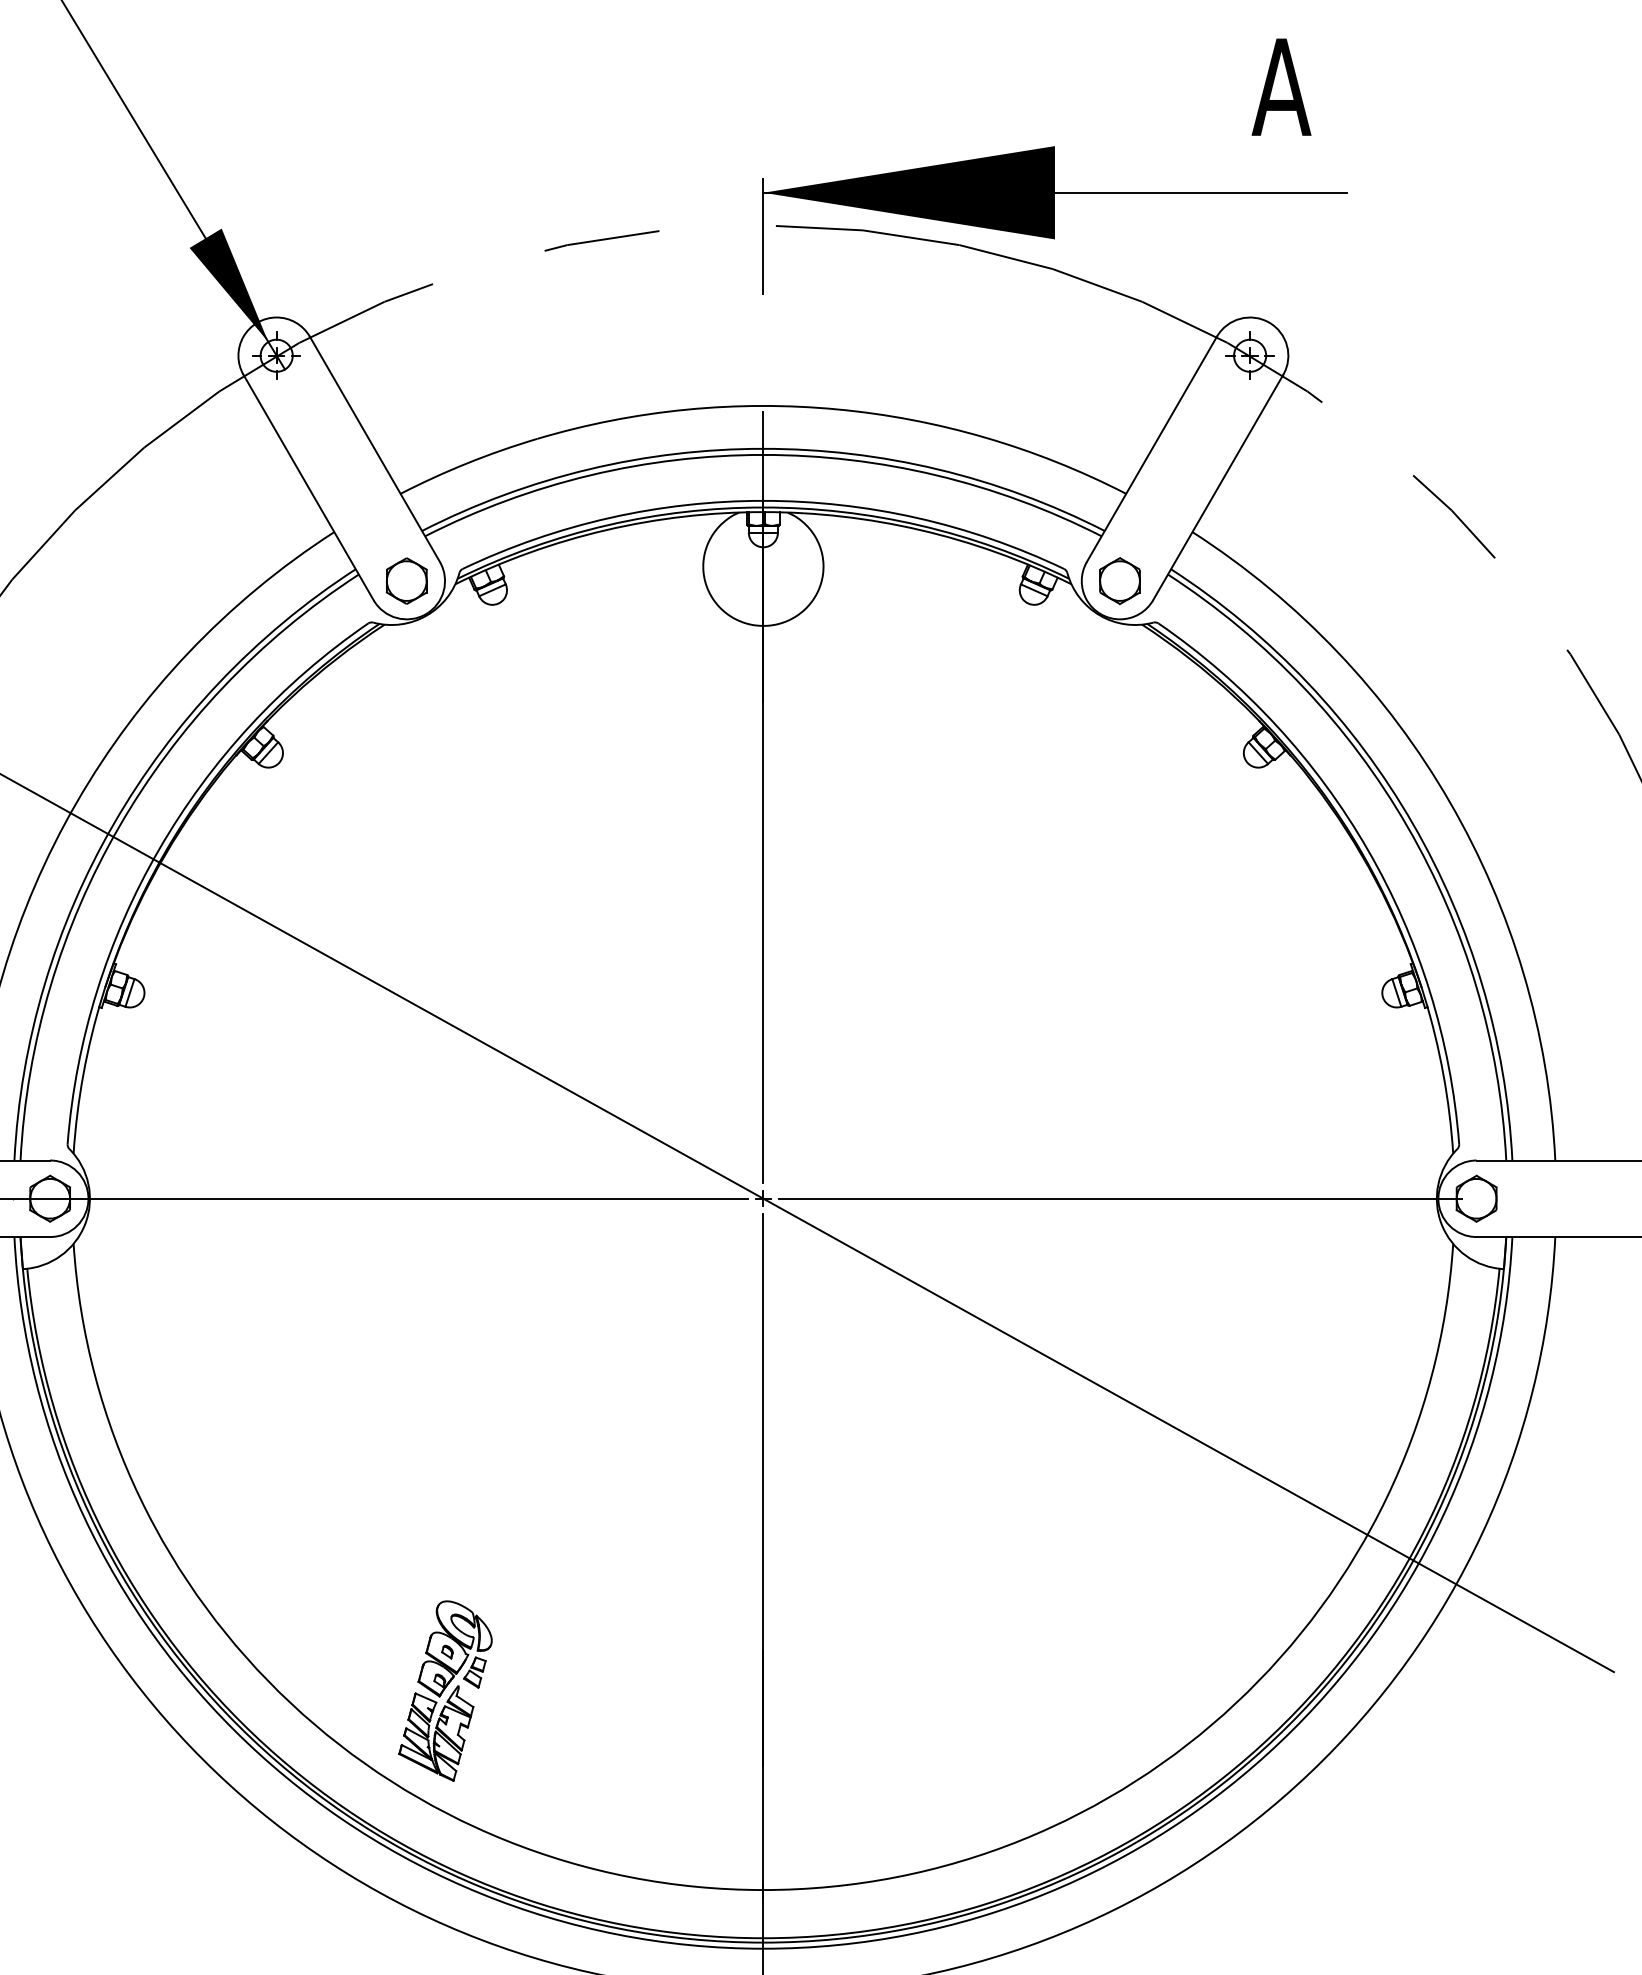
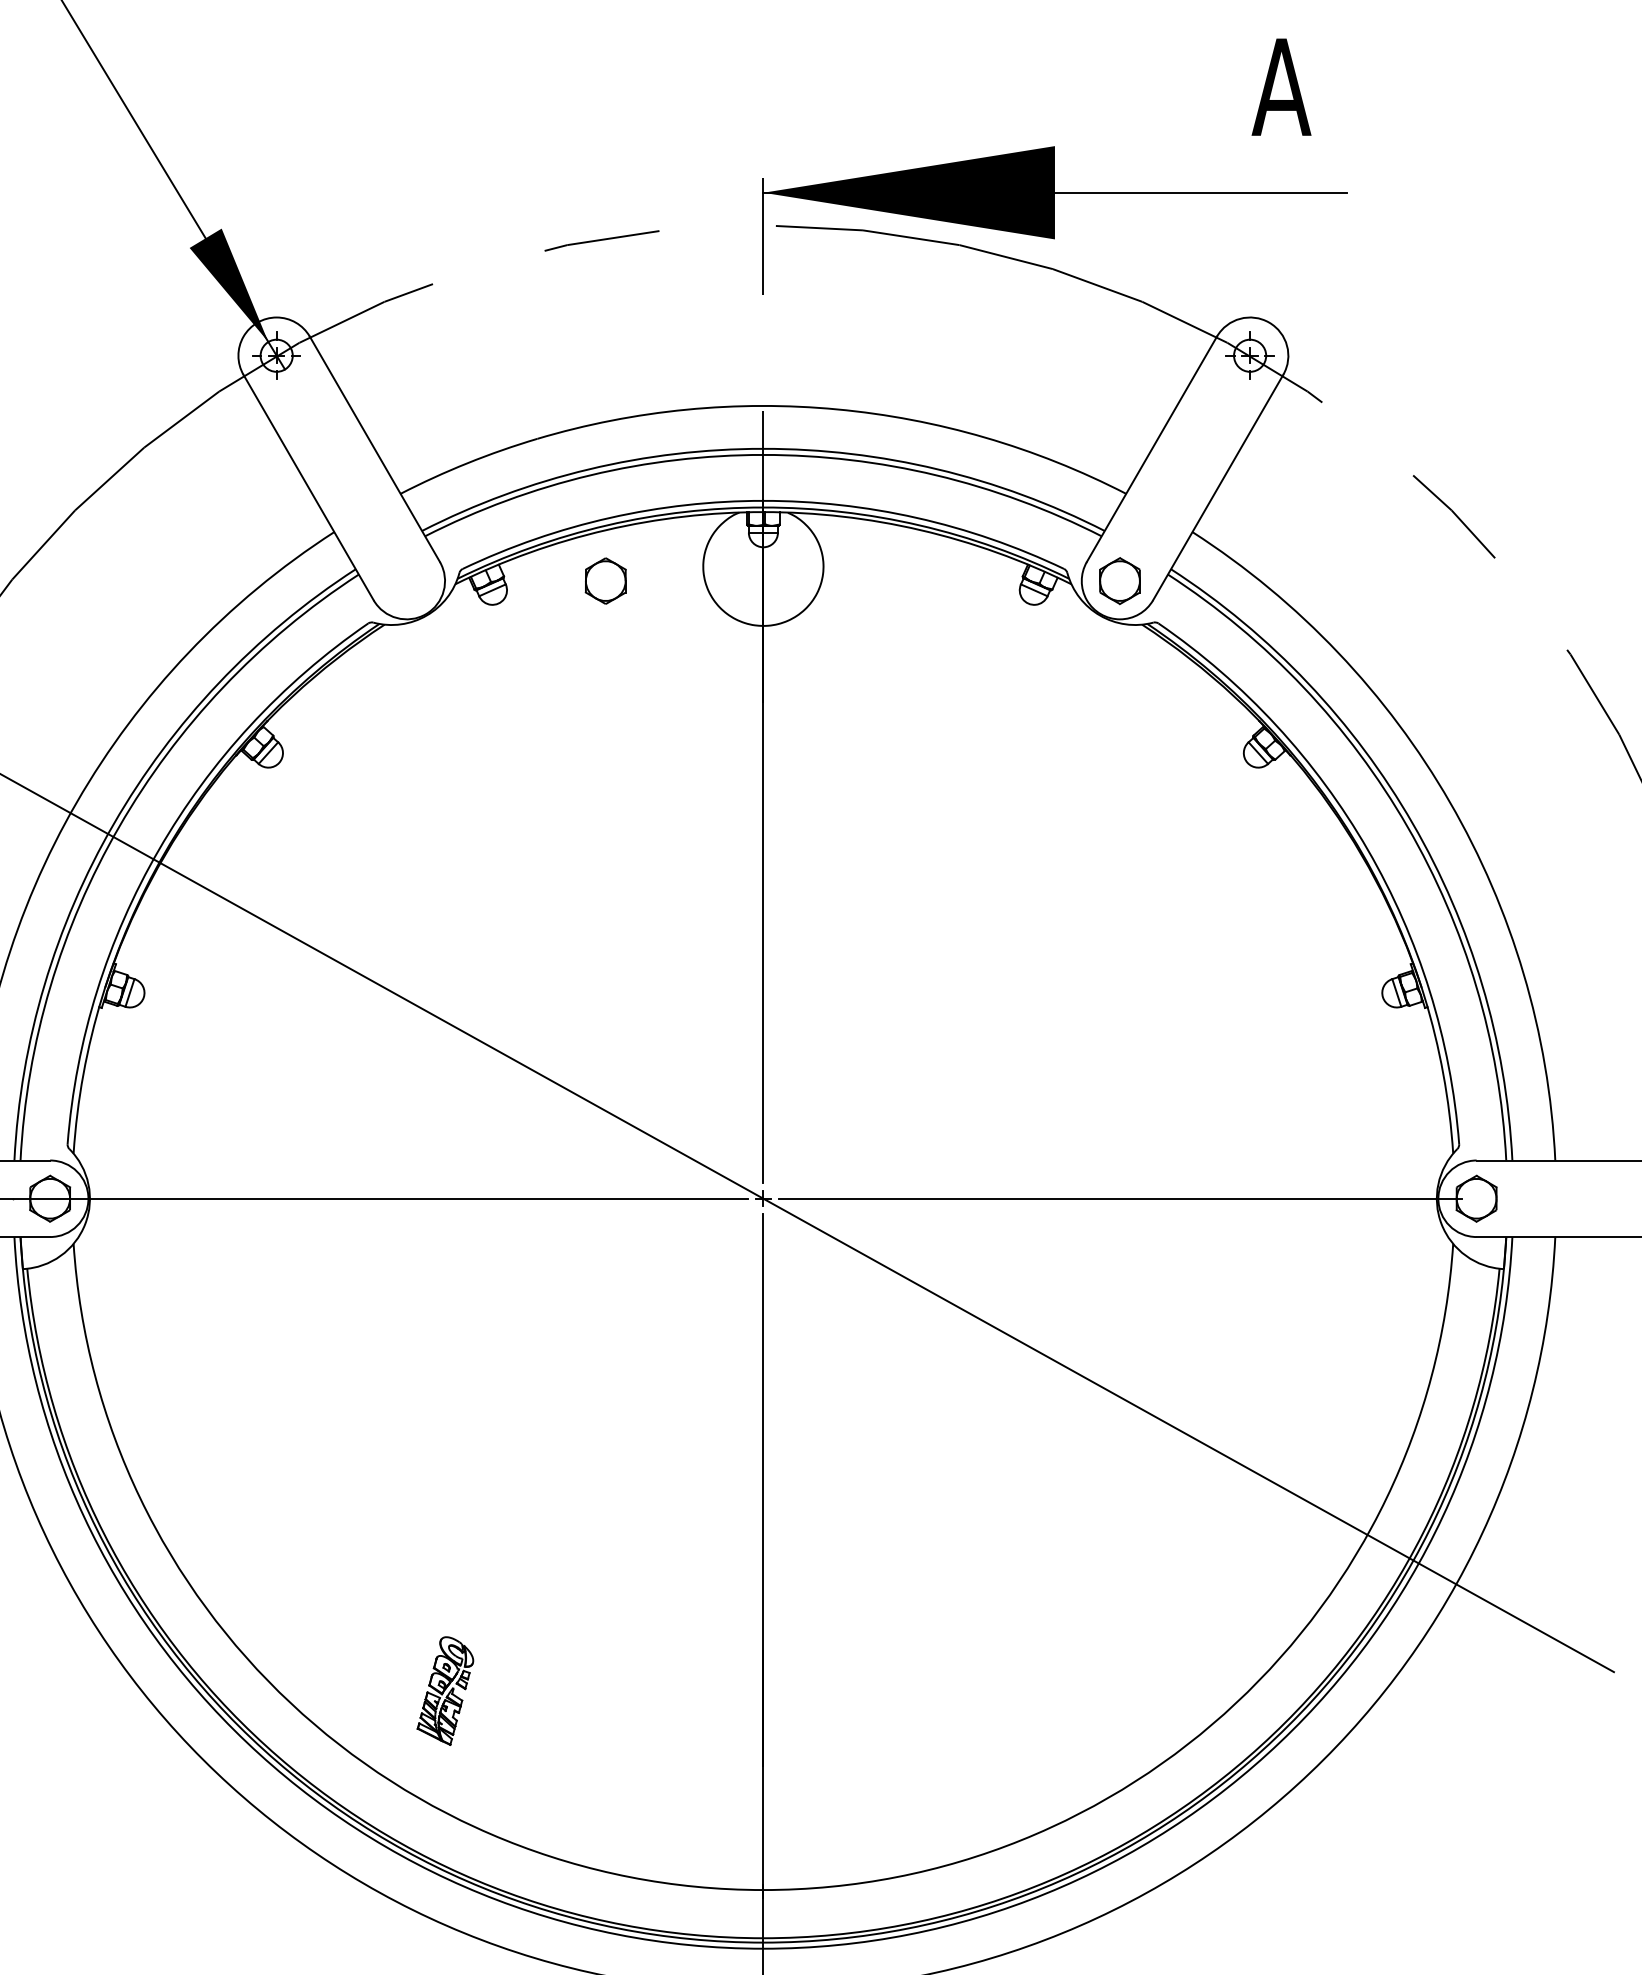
part position: (406, 580) -> (605, 580) (605, 580)
part size: 95x182 px -> 59x110 px (445, 1690)
